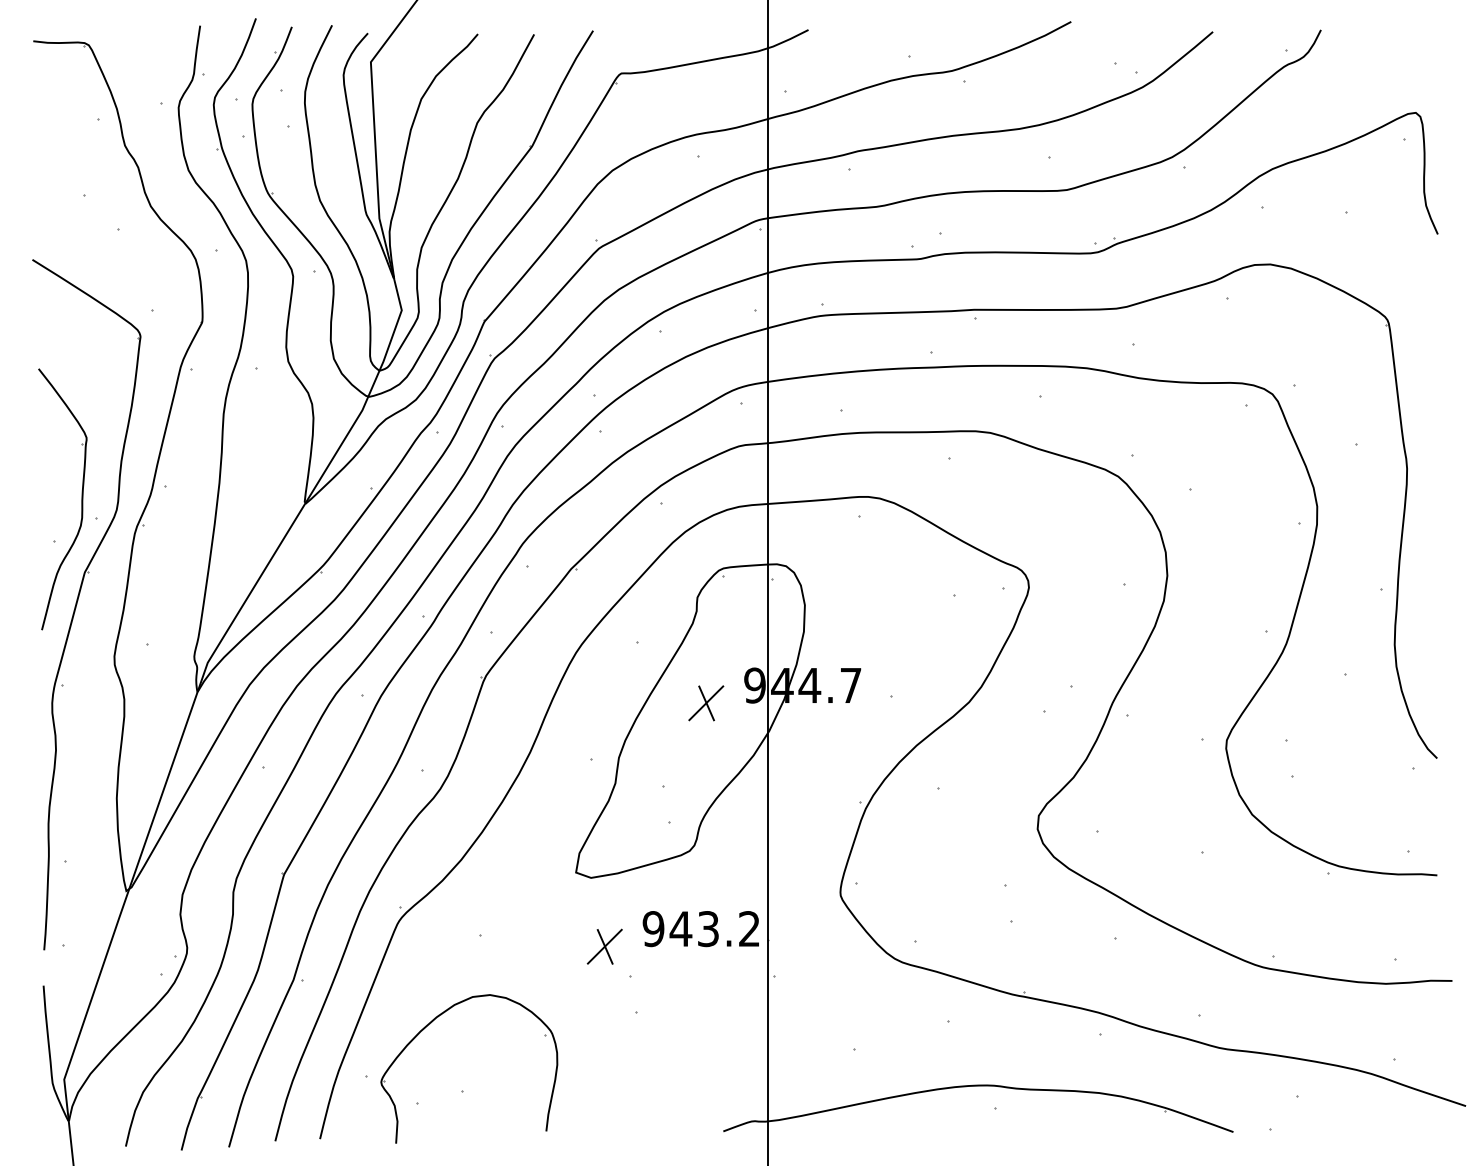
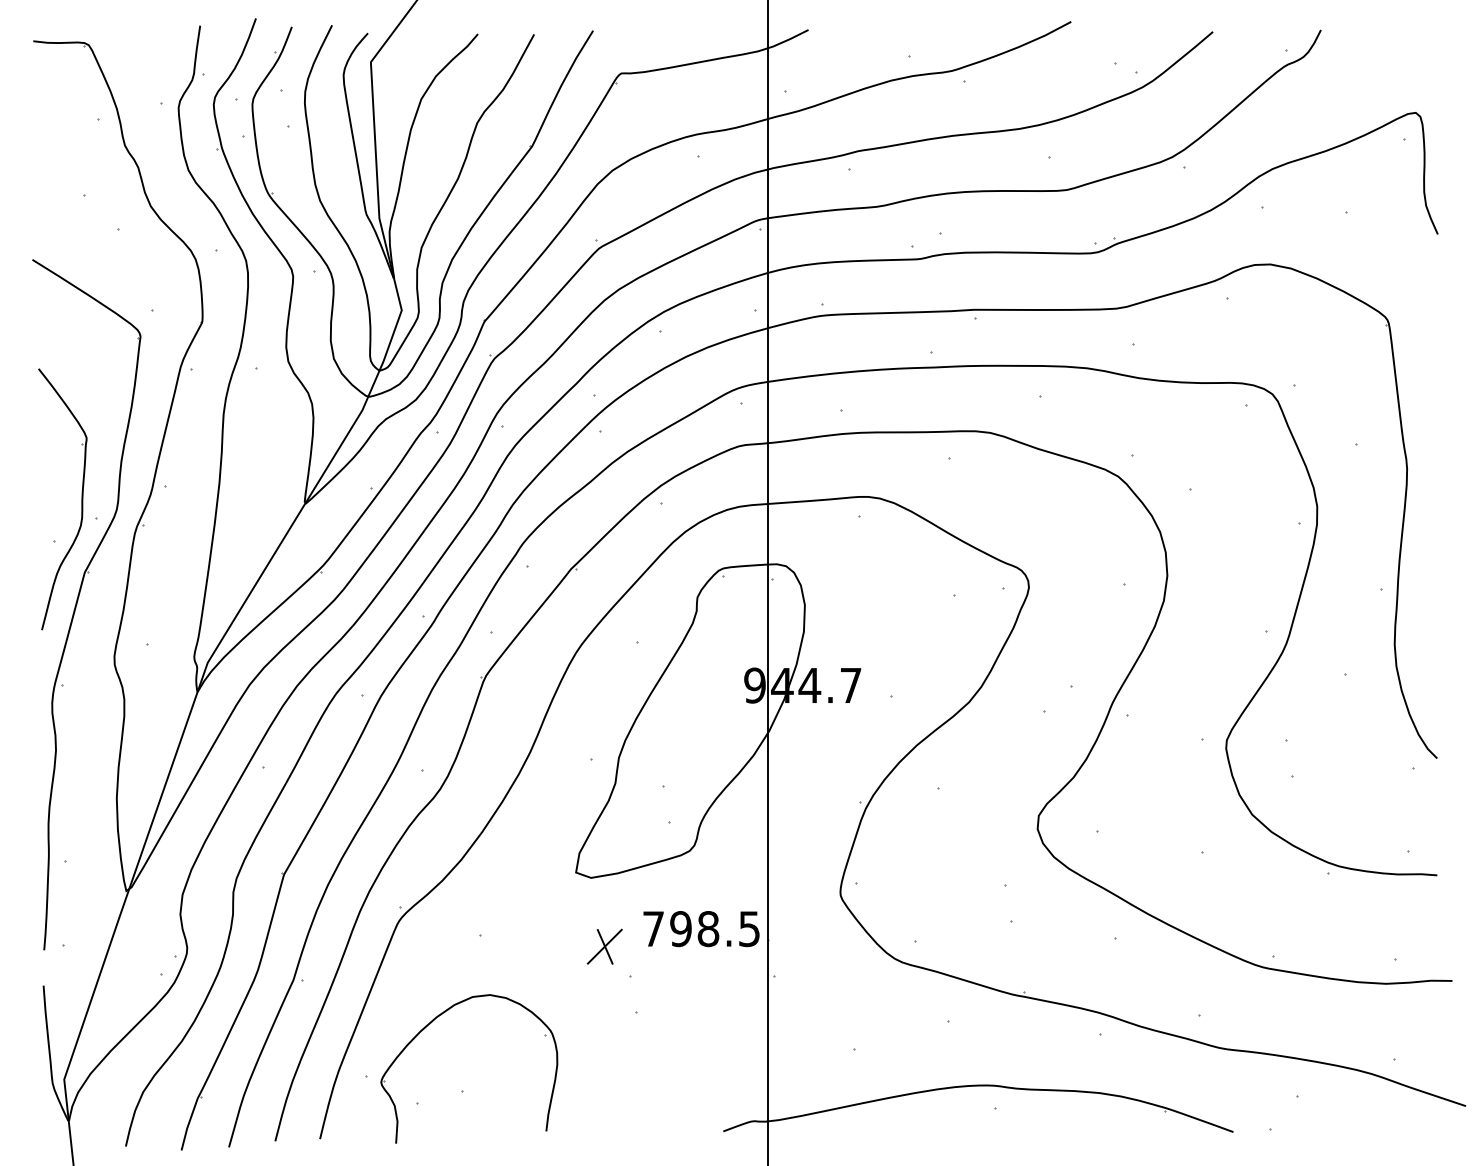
part: present -> none (706, 703)
text: 943.2 -> 798.5 (700, 929)
